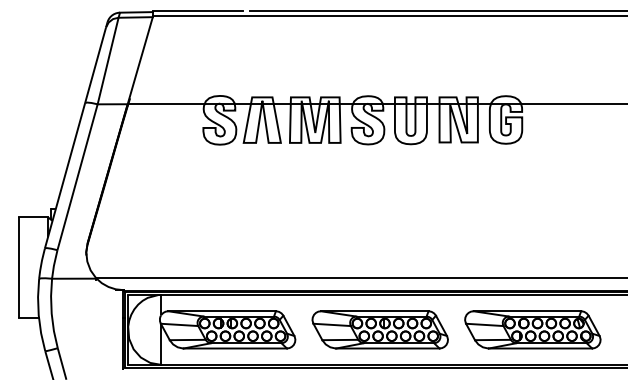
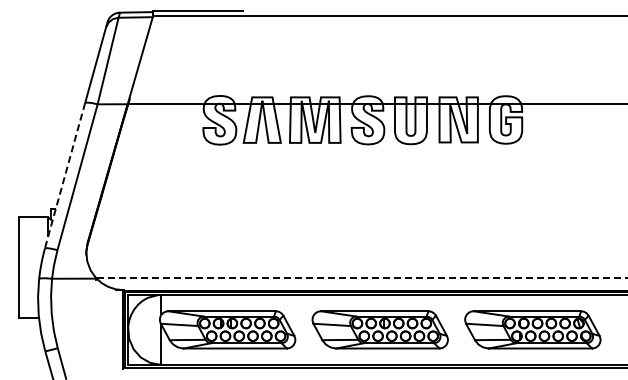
line: present -> none (436, 11)
line: solid -> dashed (64, 176)
line: solid -> dashed (361, 278)
